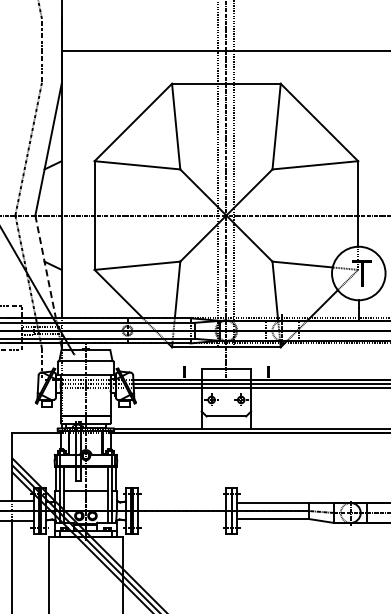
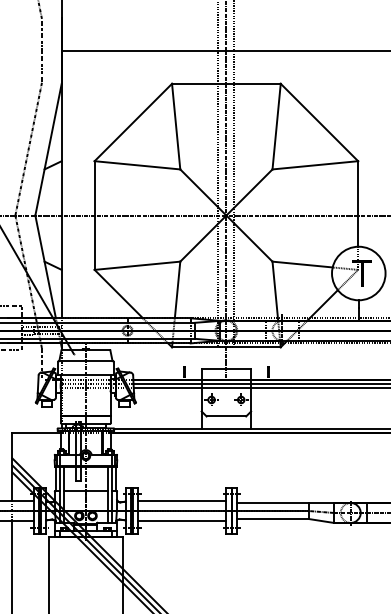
line: dashed -> solid (45, 267)
line: none -> present (181, 500)
line: none -> present (181, 521)
